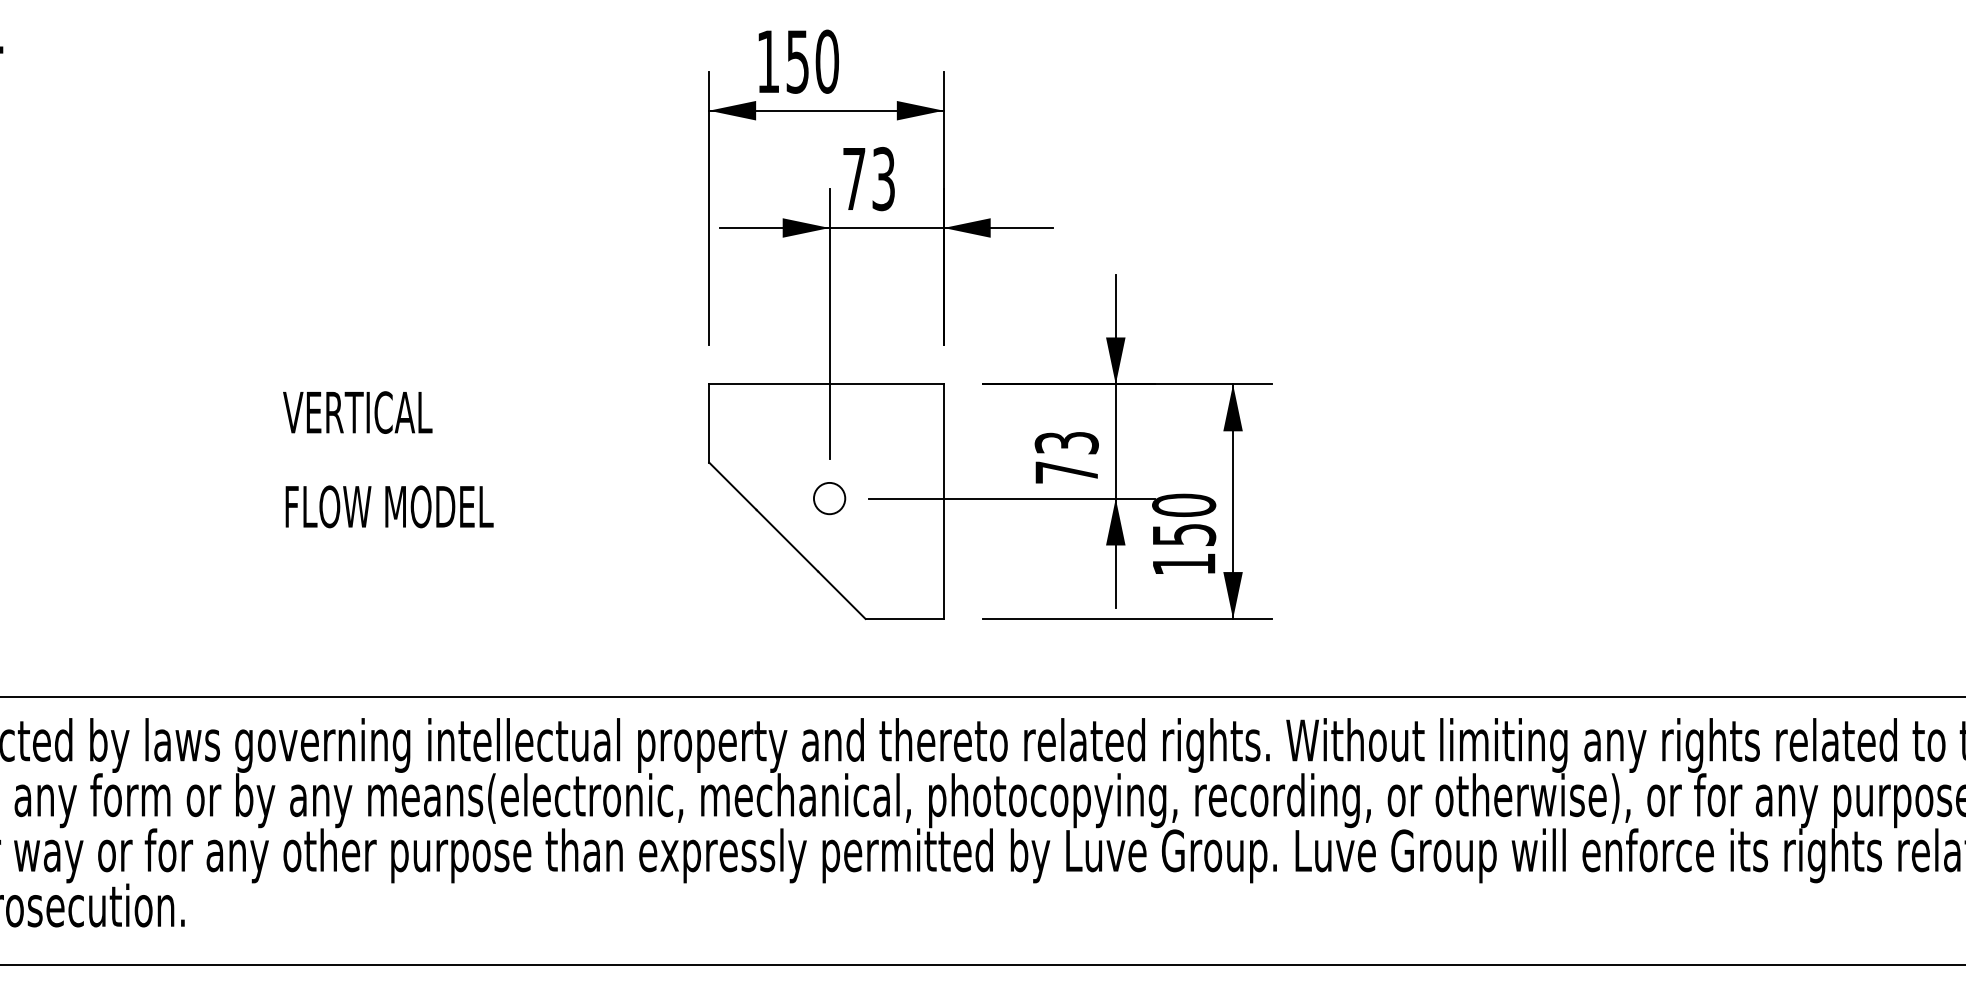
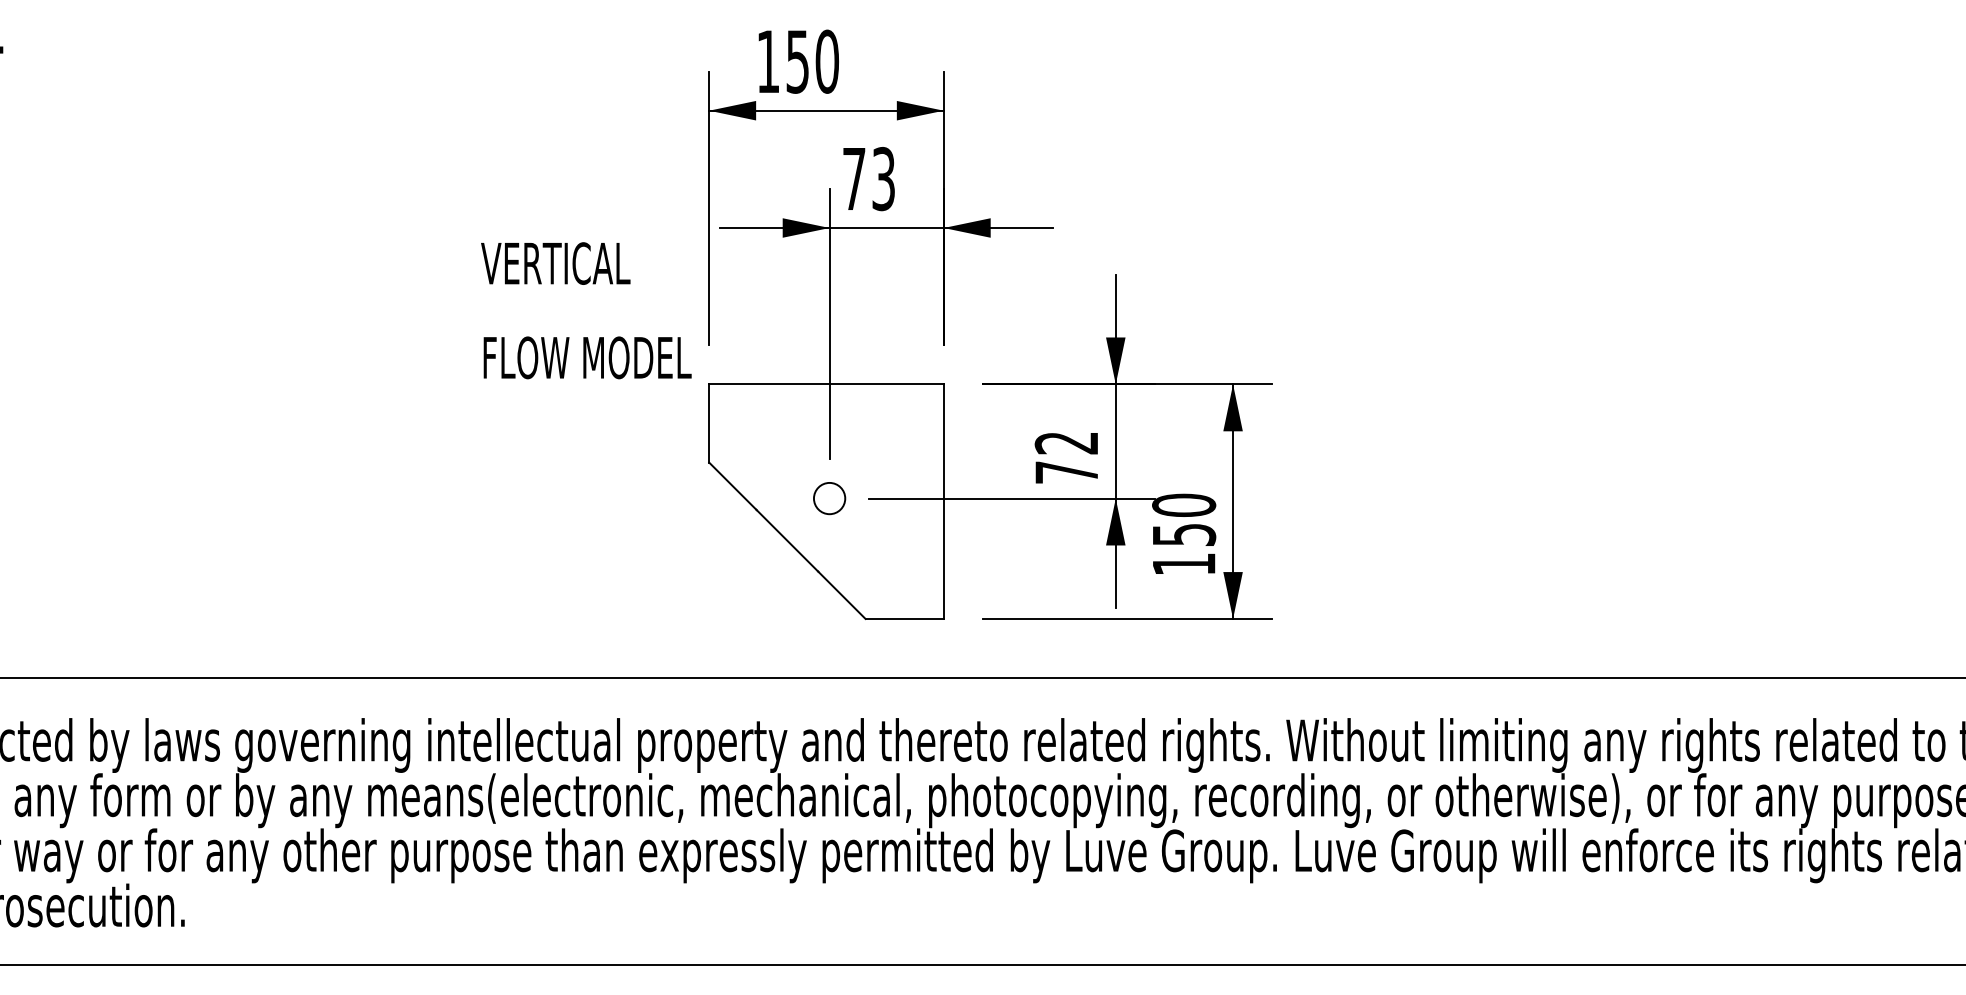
text: 73 -> 72 (1066, 443)
text position: (388, 459) -> (586, 310) (586, 310)
line position: (982, 696) -> (982, 677) (982, 677)
